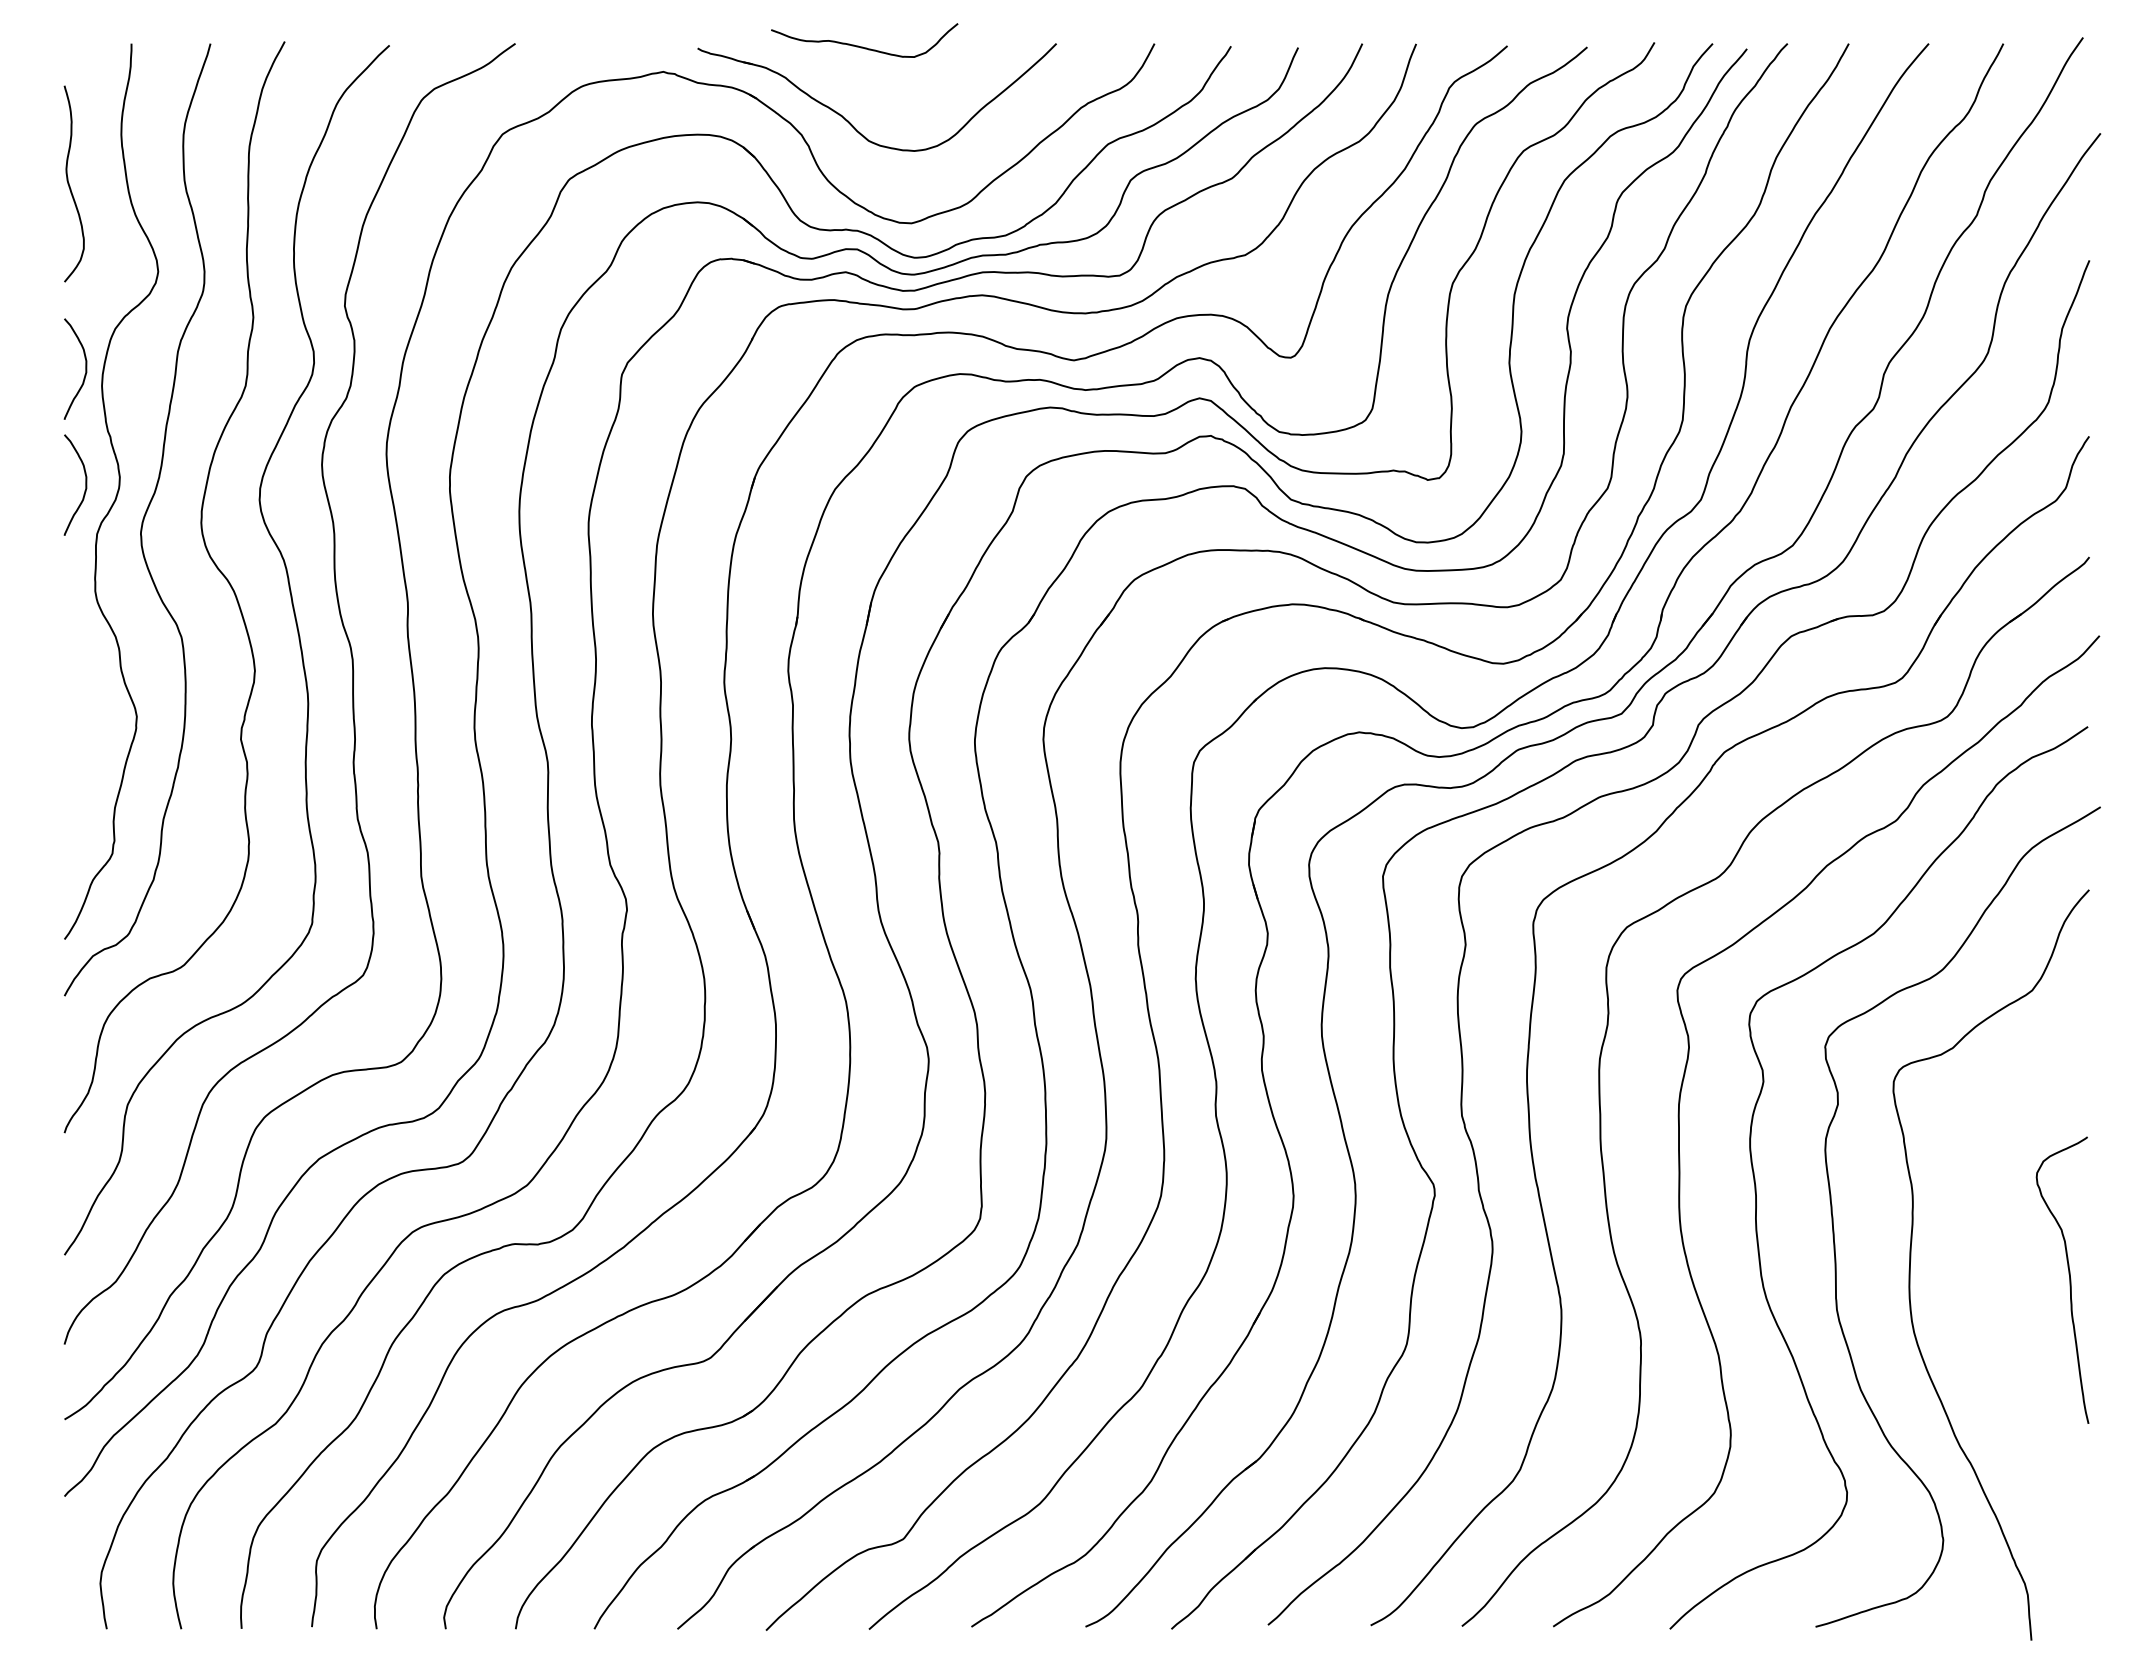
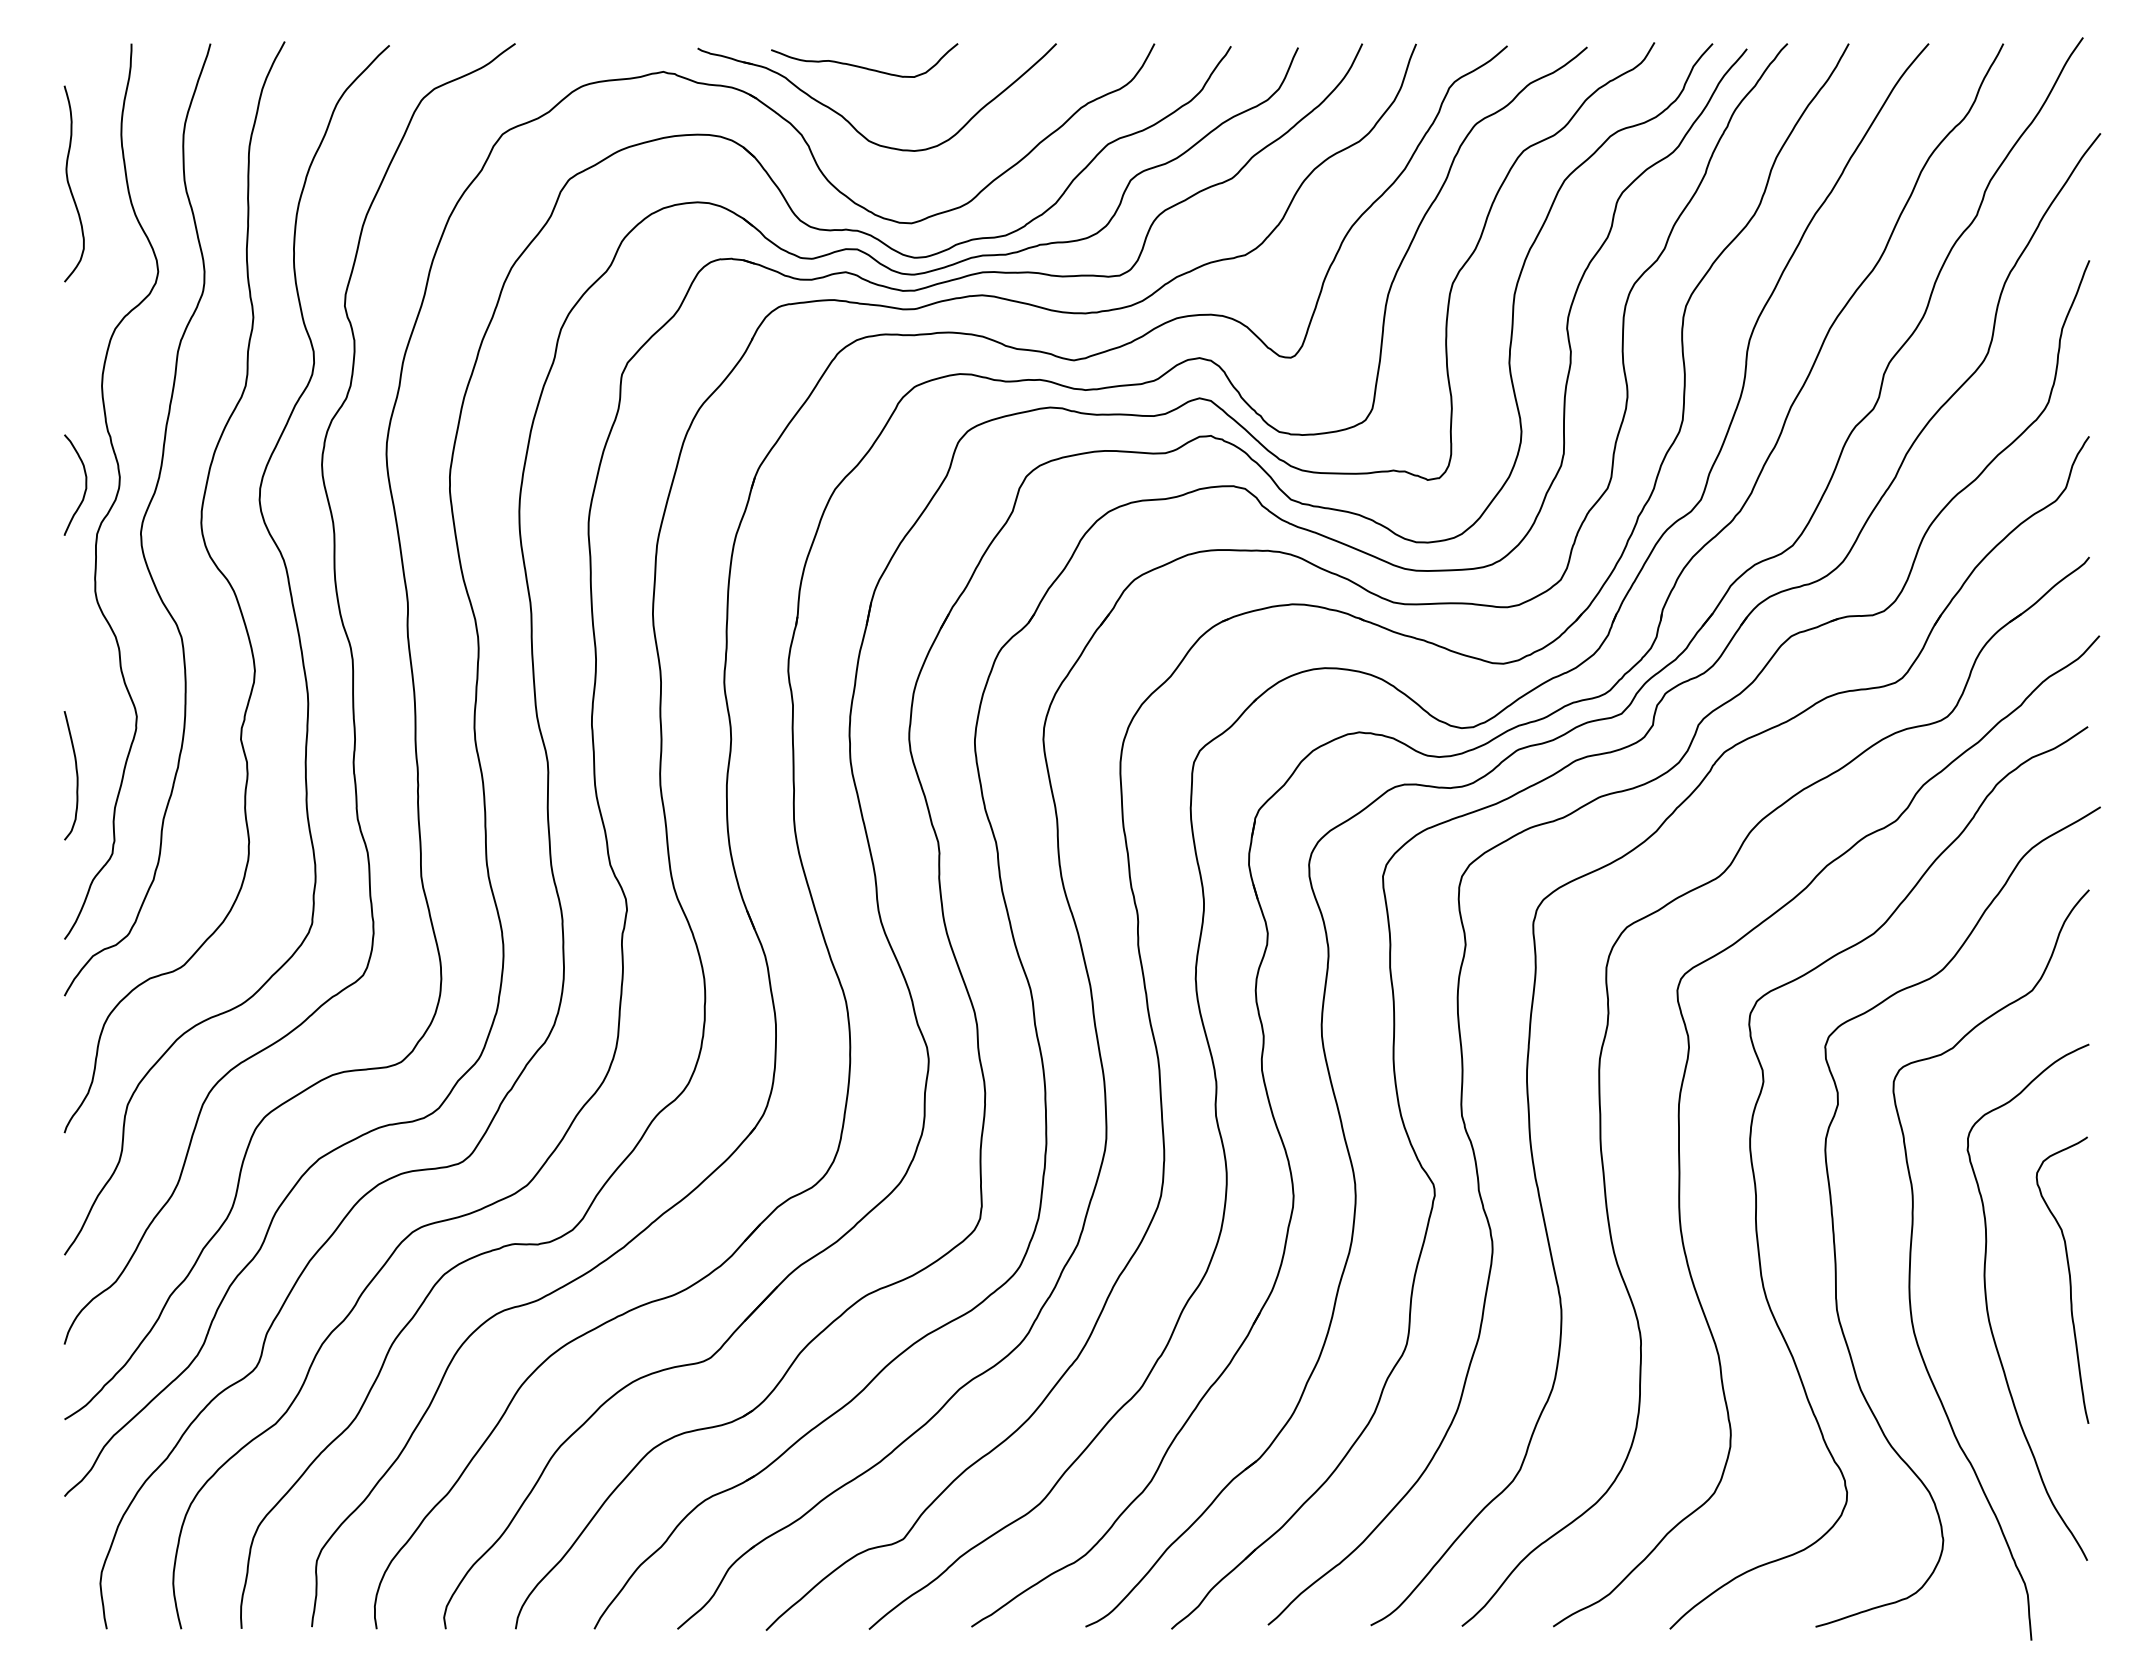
curve position: (862, 46) -> (862, 66) (862, 66)
curve: present -> none (85, 368)
part: none -> present (70, 775)
curve: none -> present (1987, 1301)
